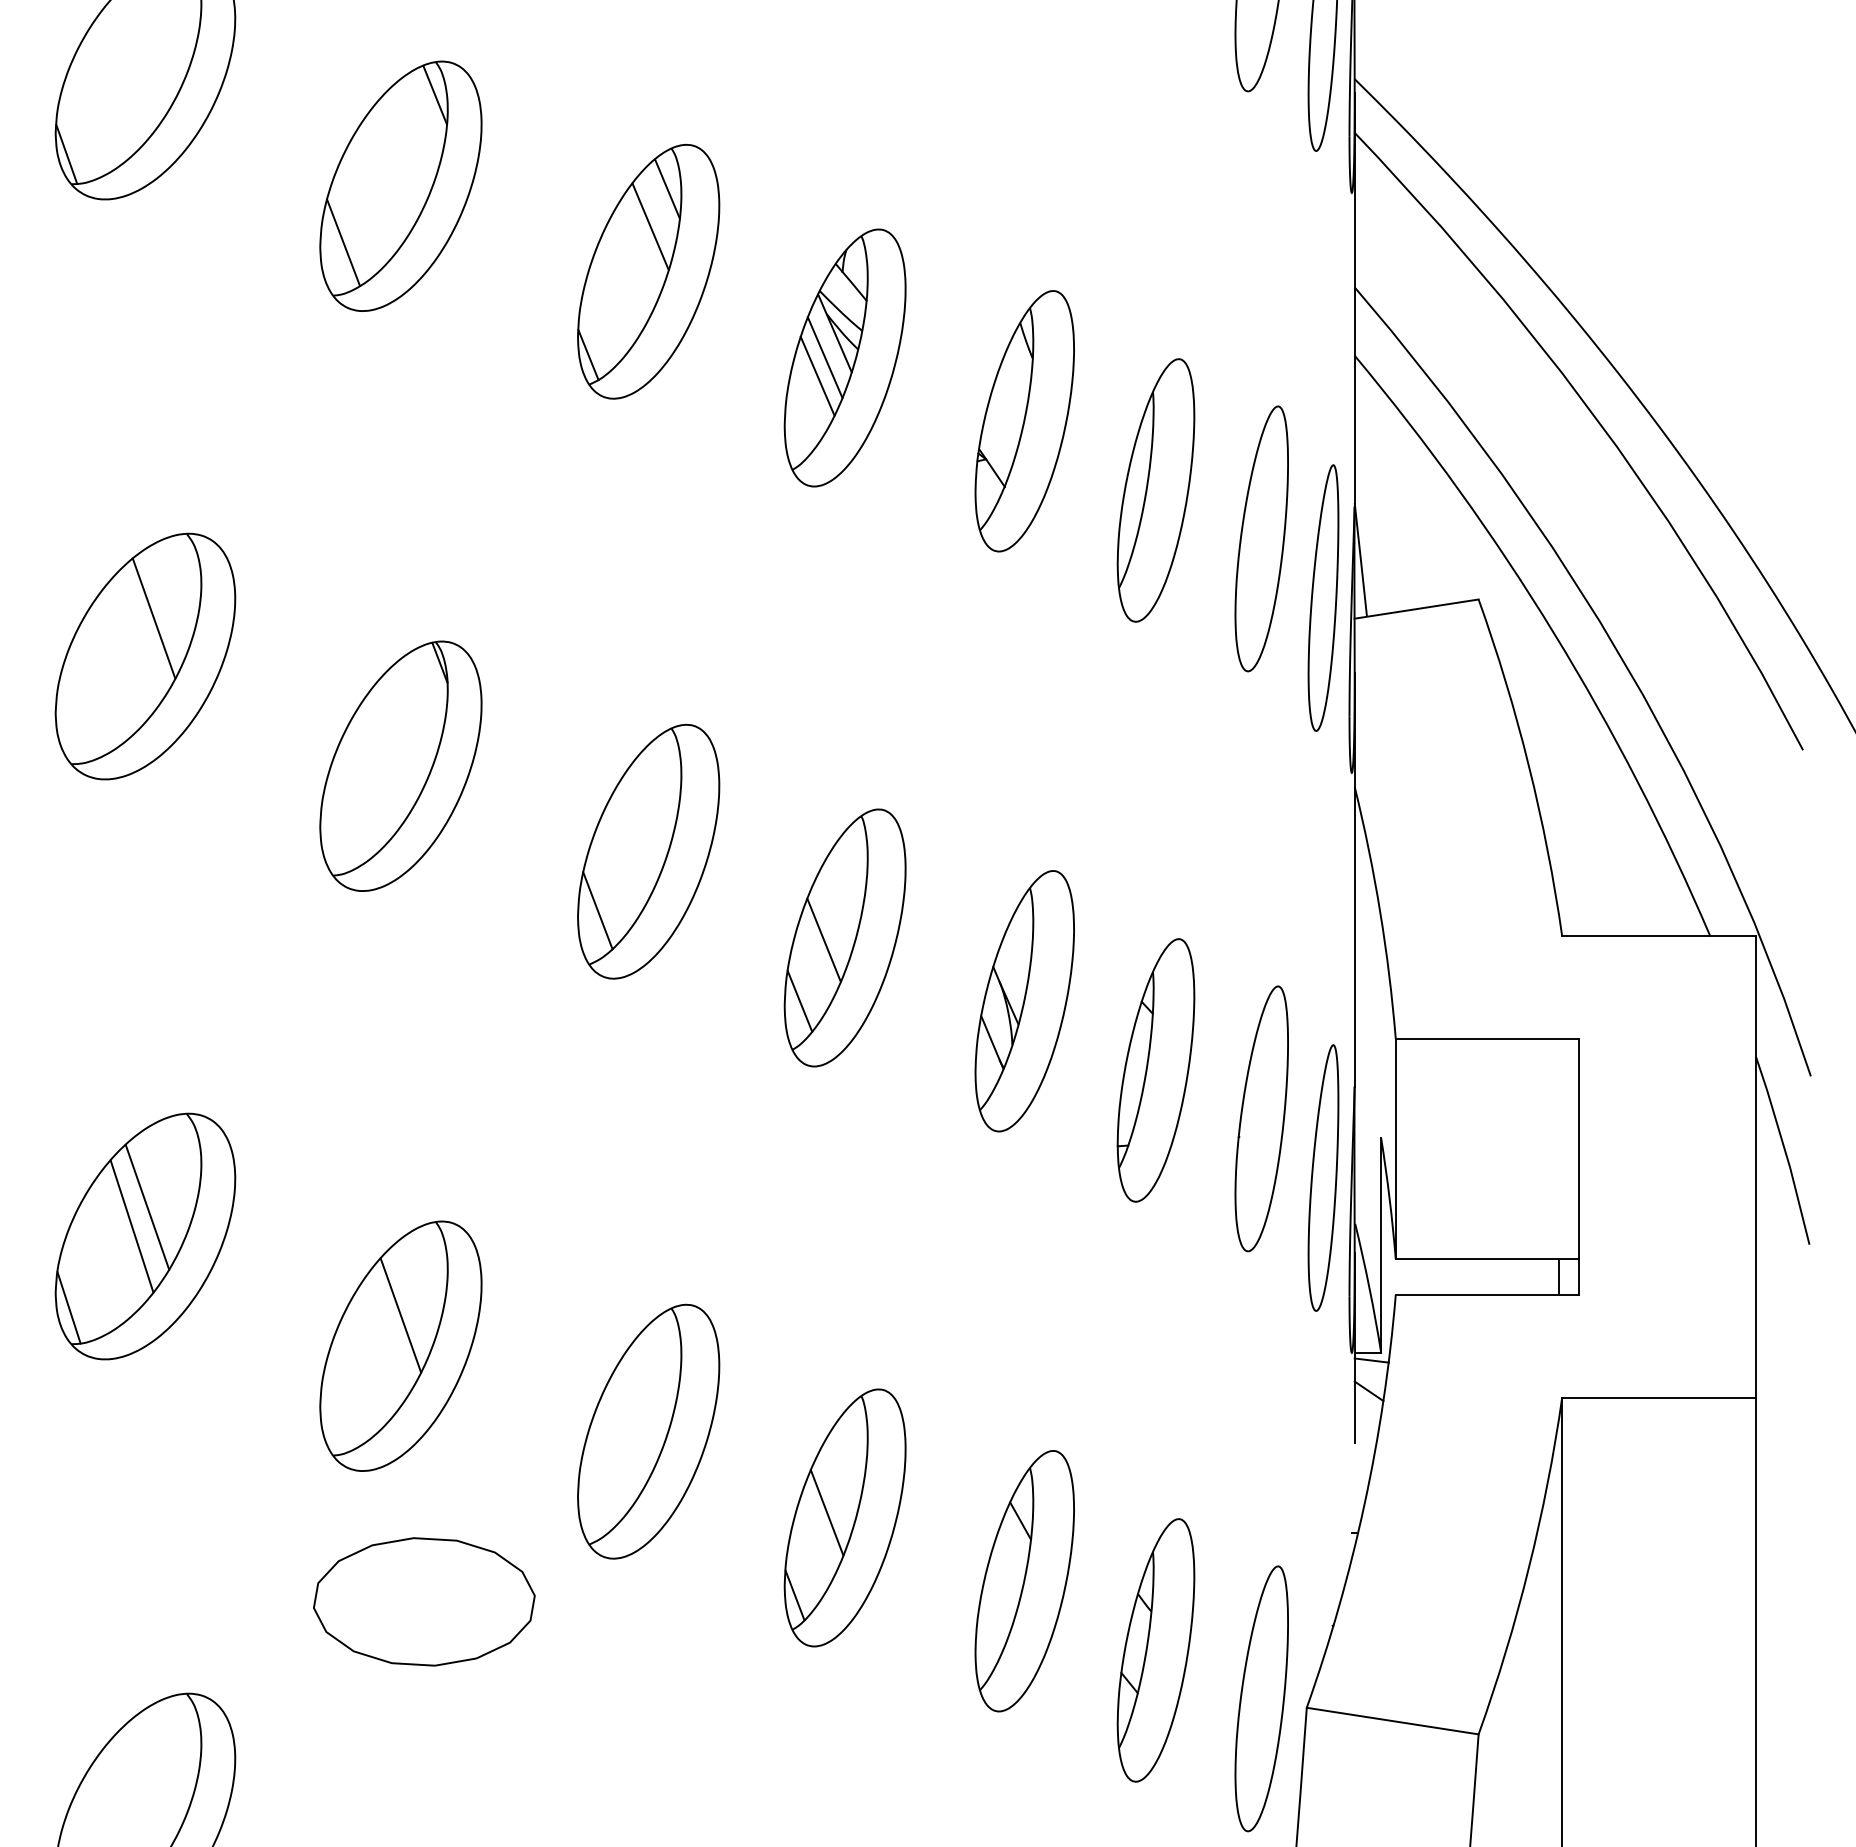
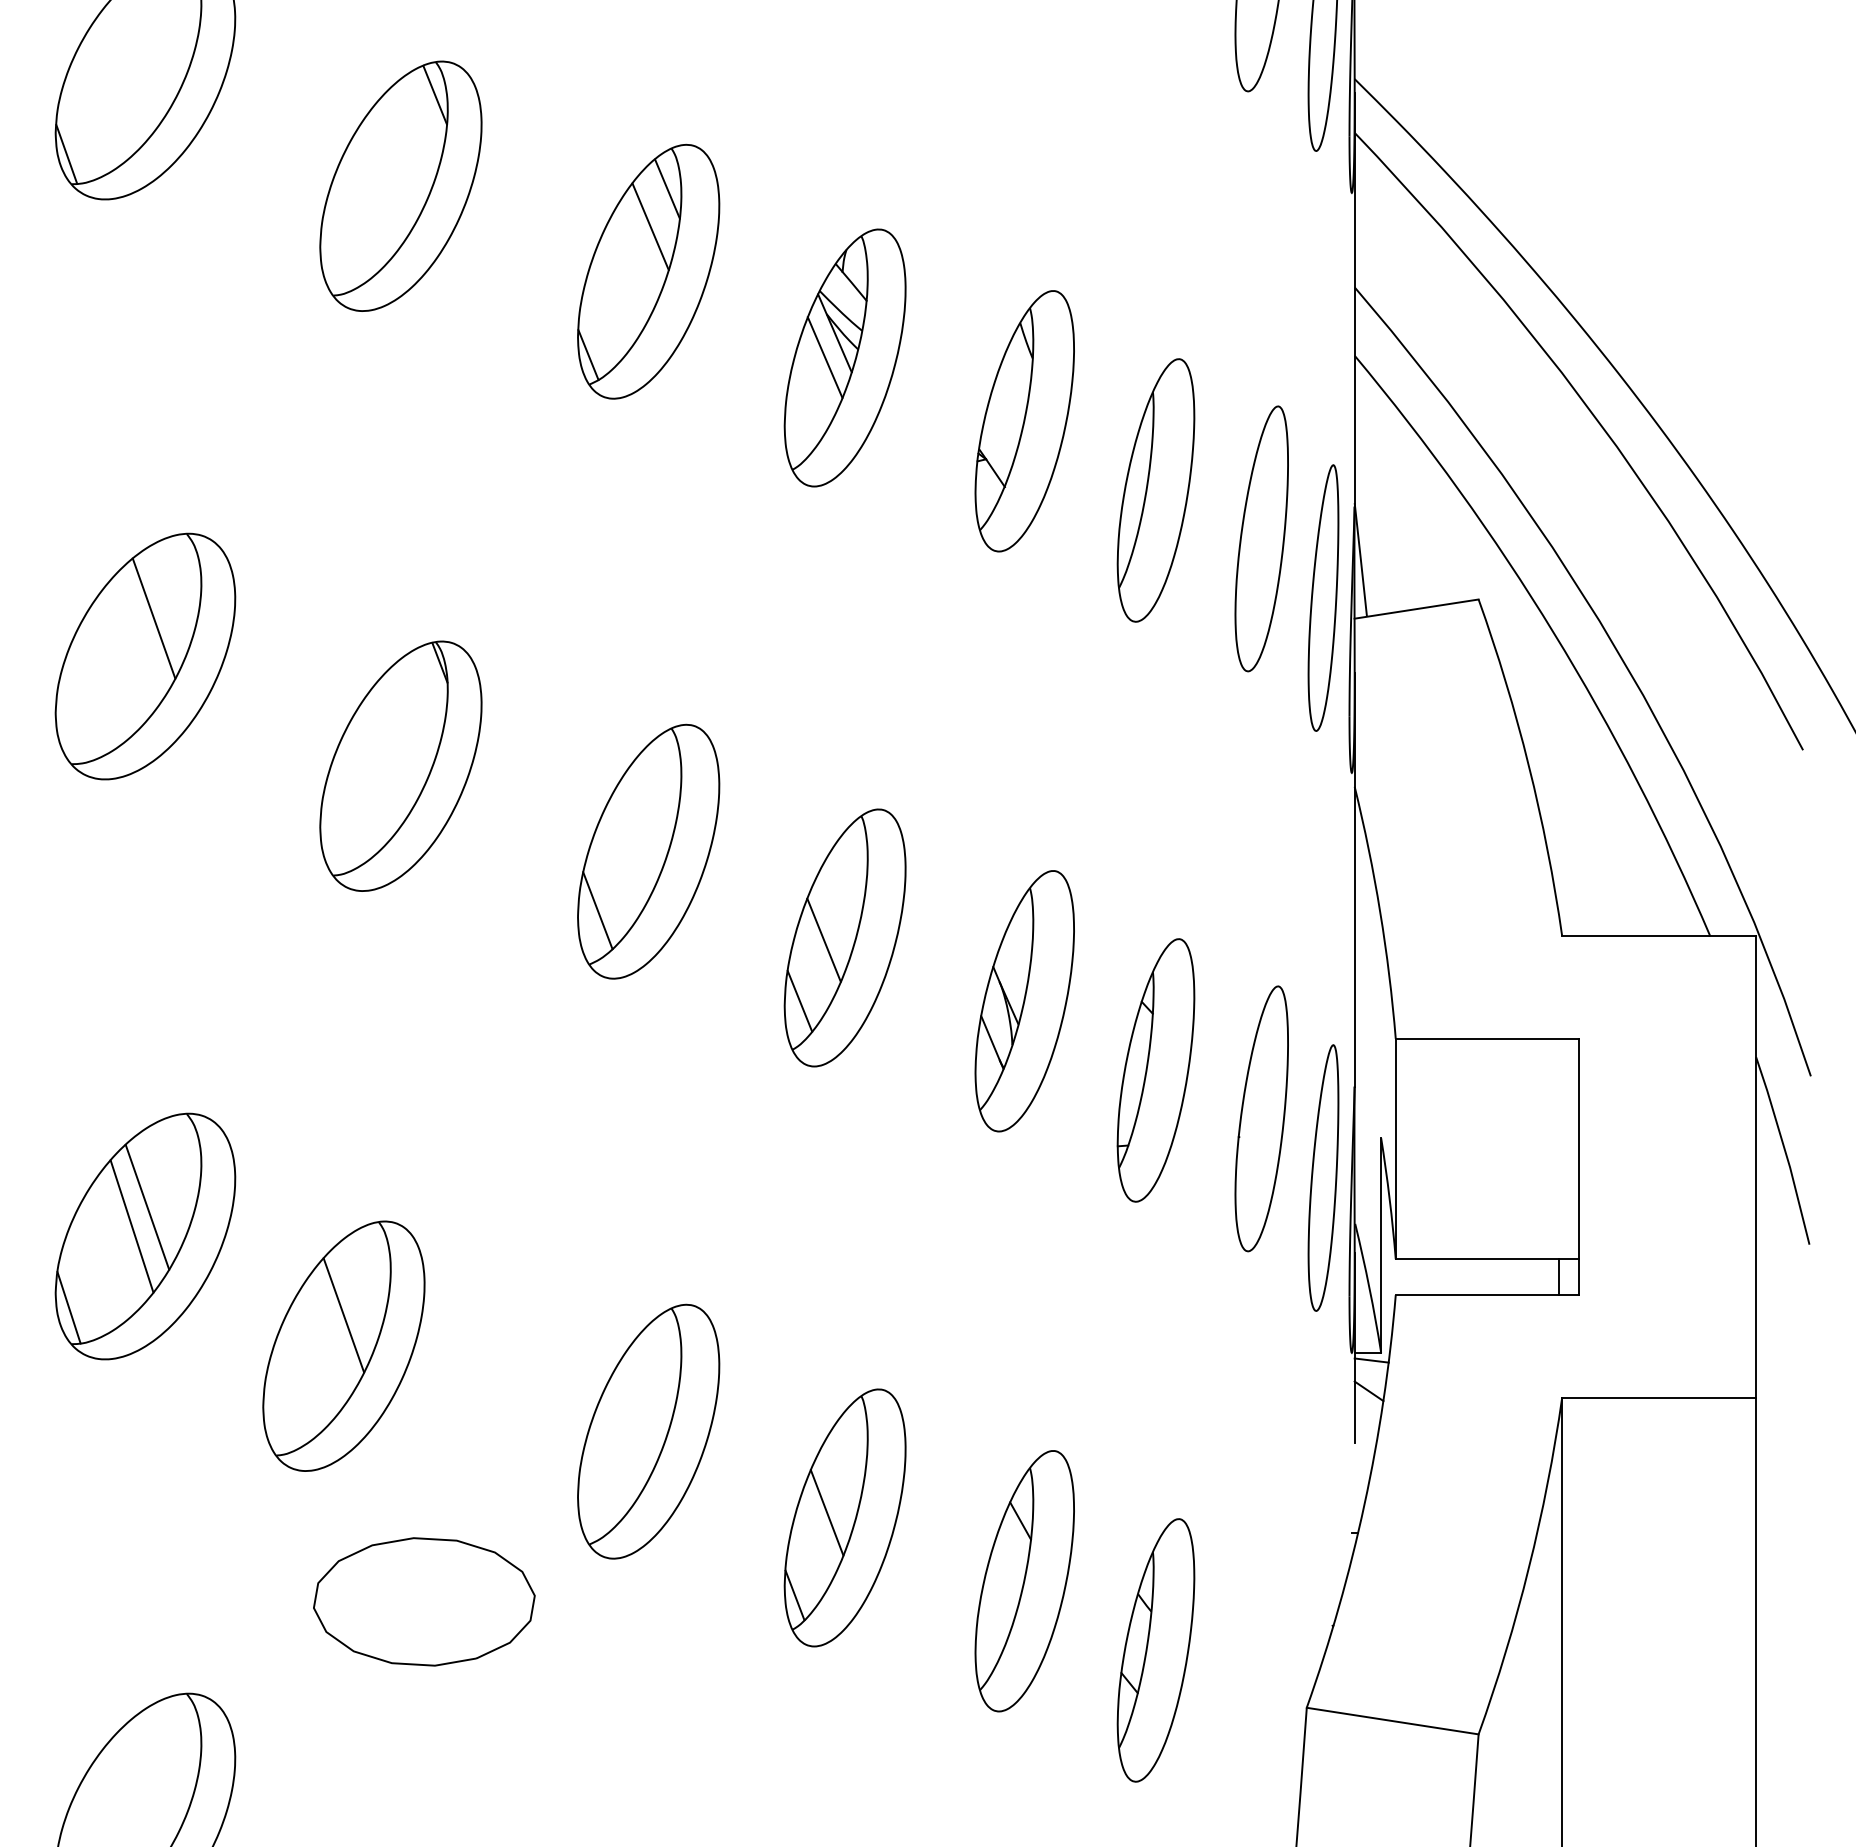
line: present -> none (343, 242)
line: present -> none (817, 375)
part position: (400, 1345) -> (343, 1345) (343, 1345)
part: present -> none (1261, 1698)
